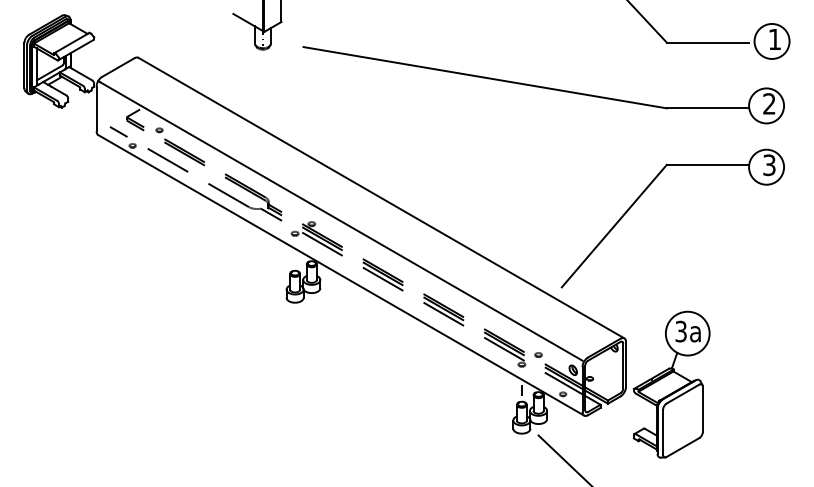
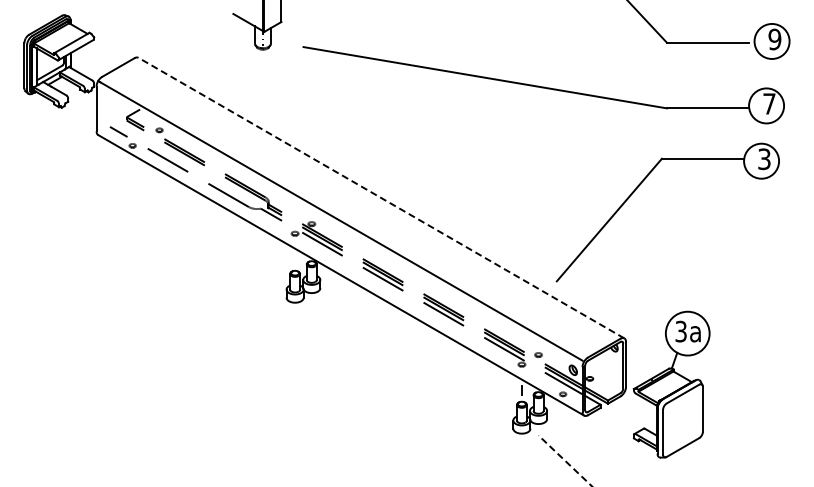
text: 1 -> 9 (774, 39)
text: 2 -> 7 (769, 103)
part position: (645, 191) -> (640, 185) (640, 185)
line: solid -> dashed (381, 198)
line: solid -> dashed (565, 460)
